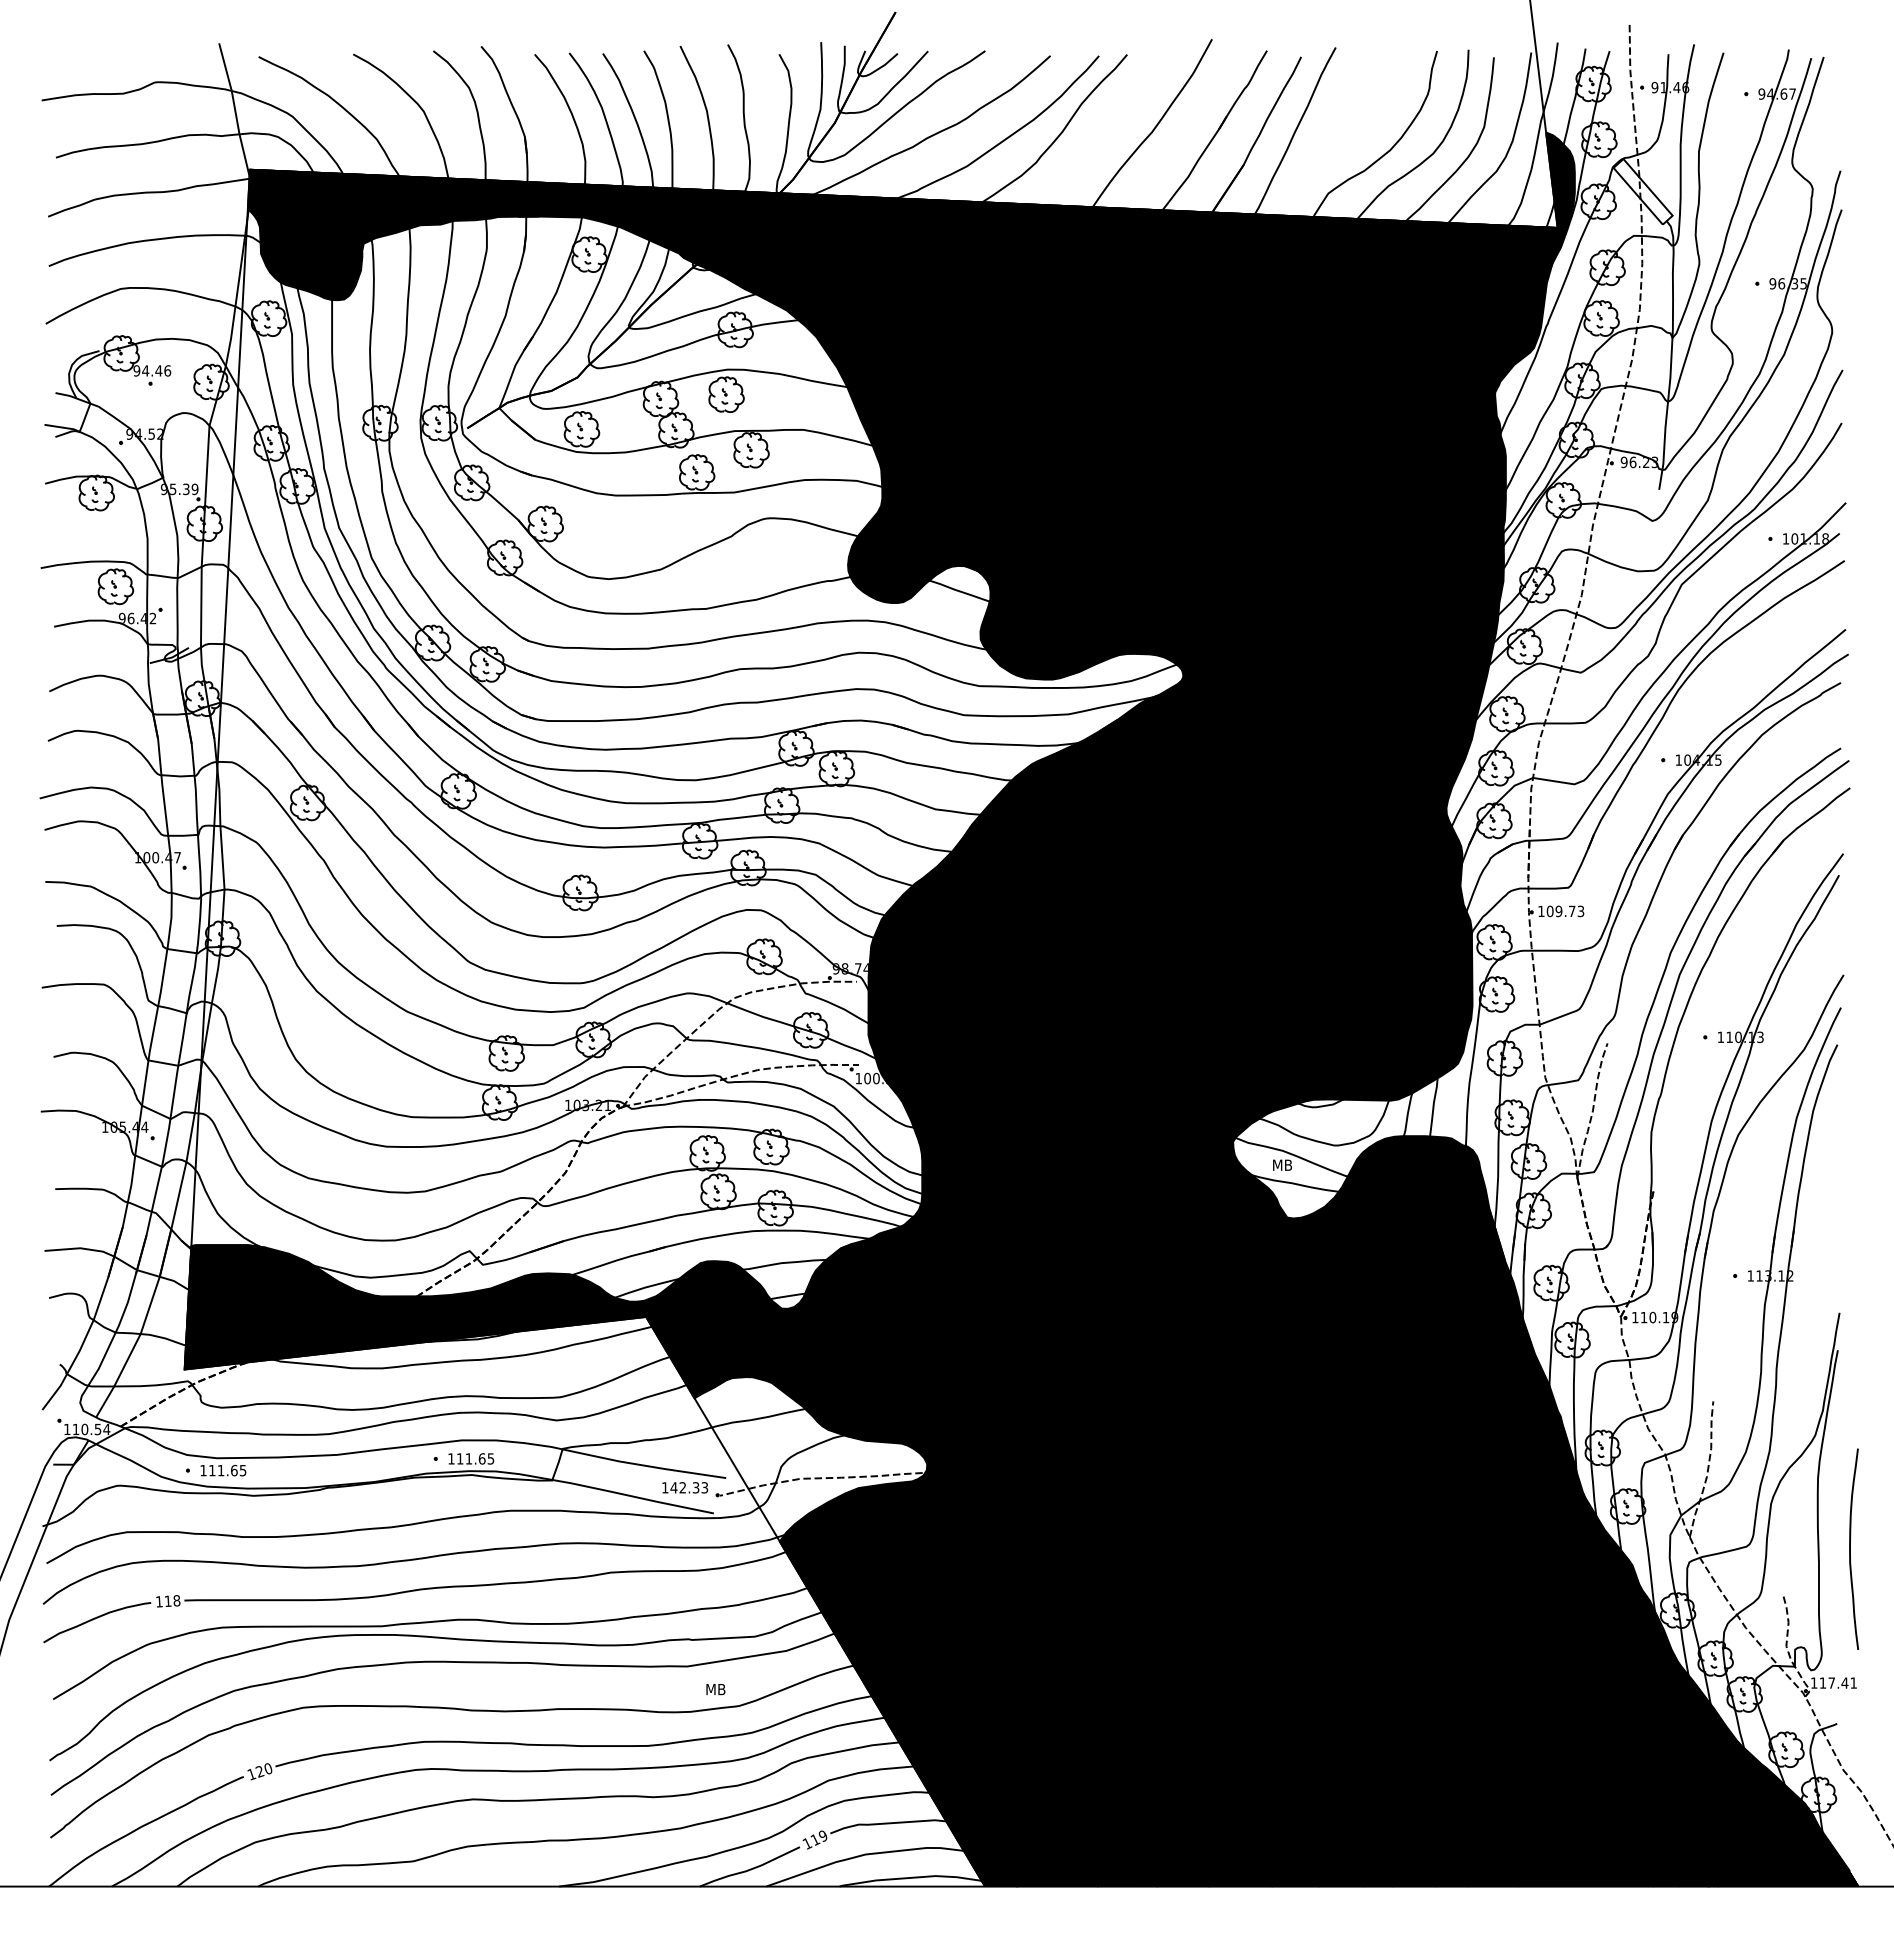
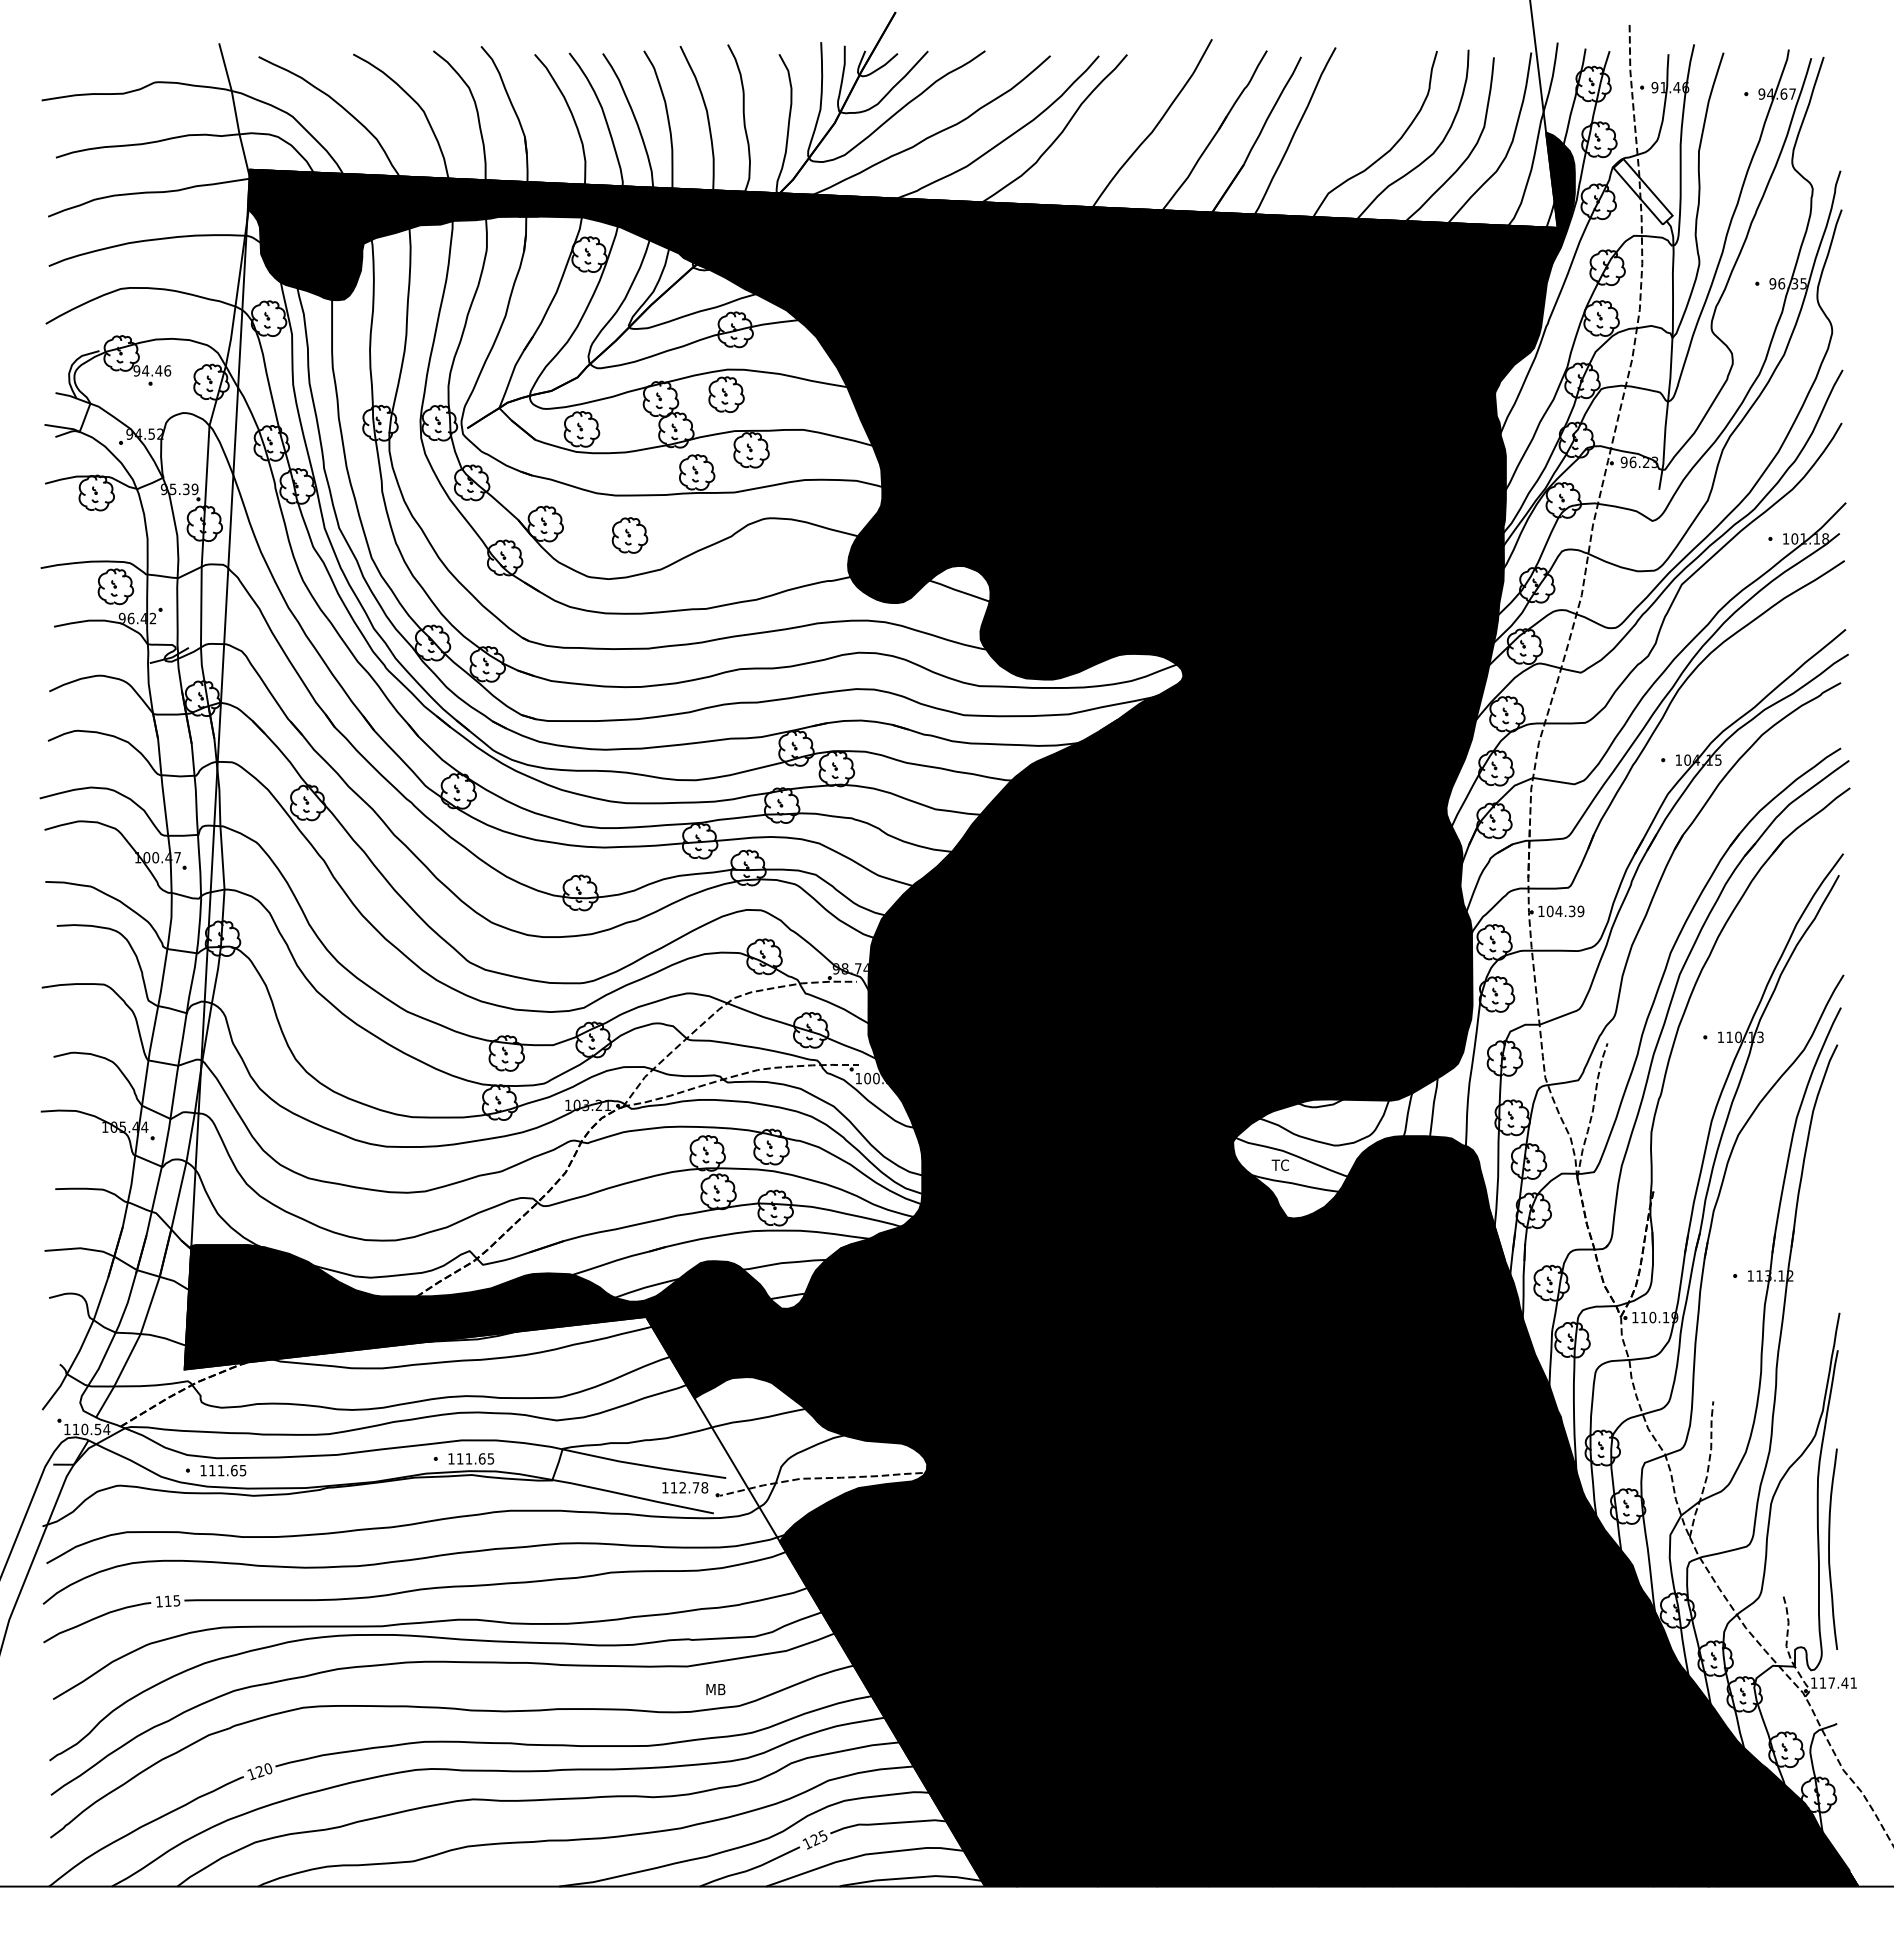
part: none -> present (629, 535)
text: 109.73 -> 104.39 (1569, 911)
text: MB -> TC (1281, 1164)
text: 142.33 -> 112.78 (689, 1487)
curve position: (1850, 1548) -> (1829, 1548) (1829, 1548)
text: 118 -> 115 (176, 1600)
text: 119 -> 125 (818, 1837)
